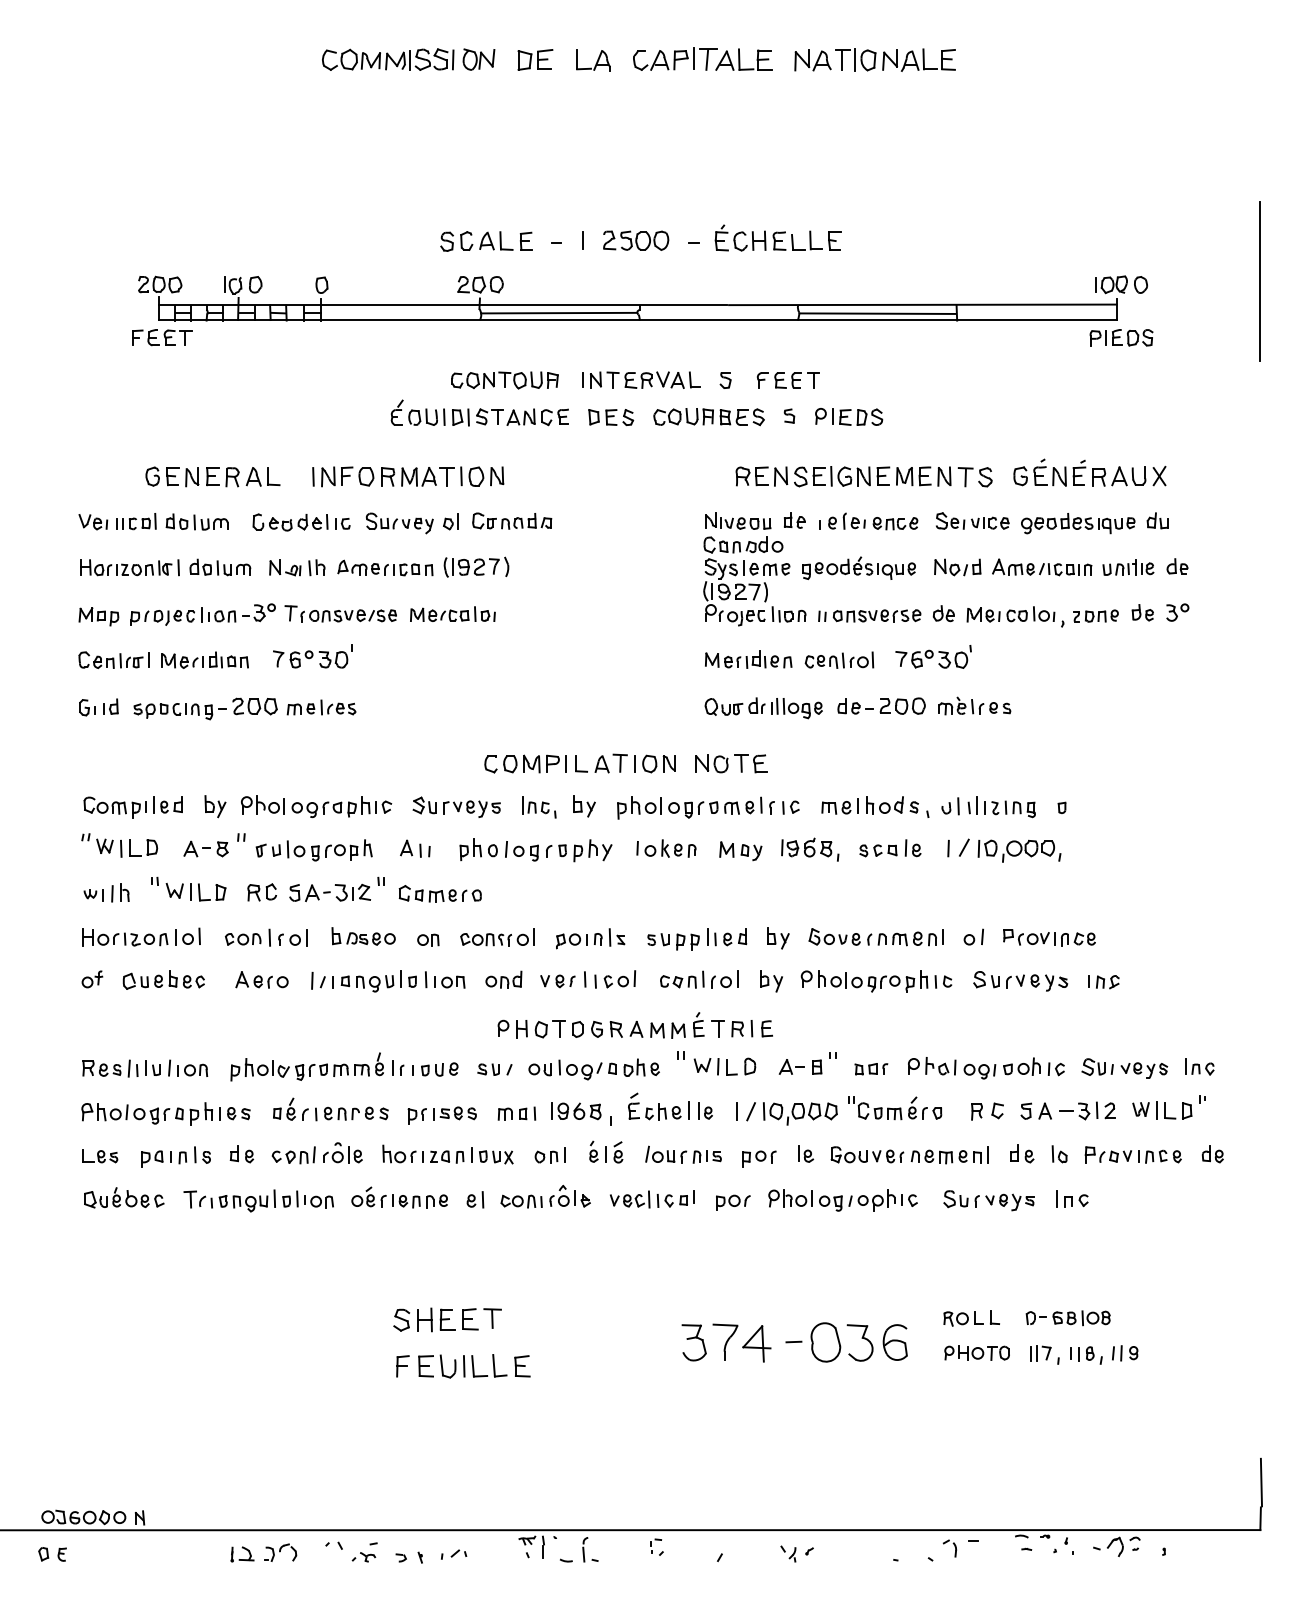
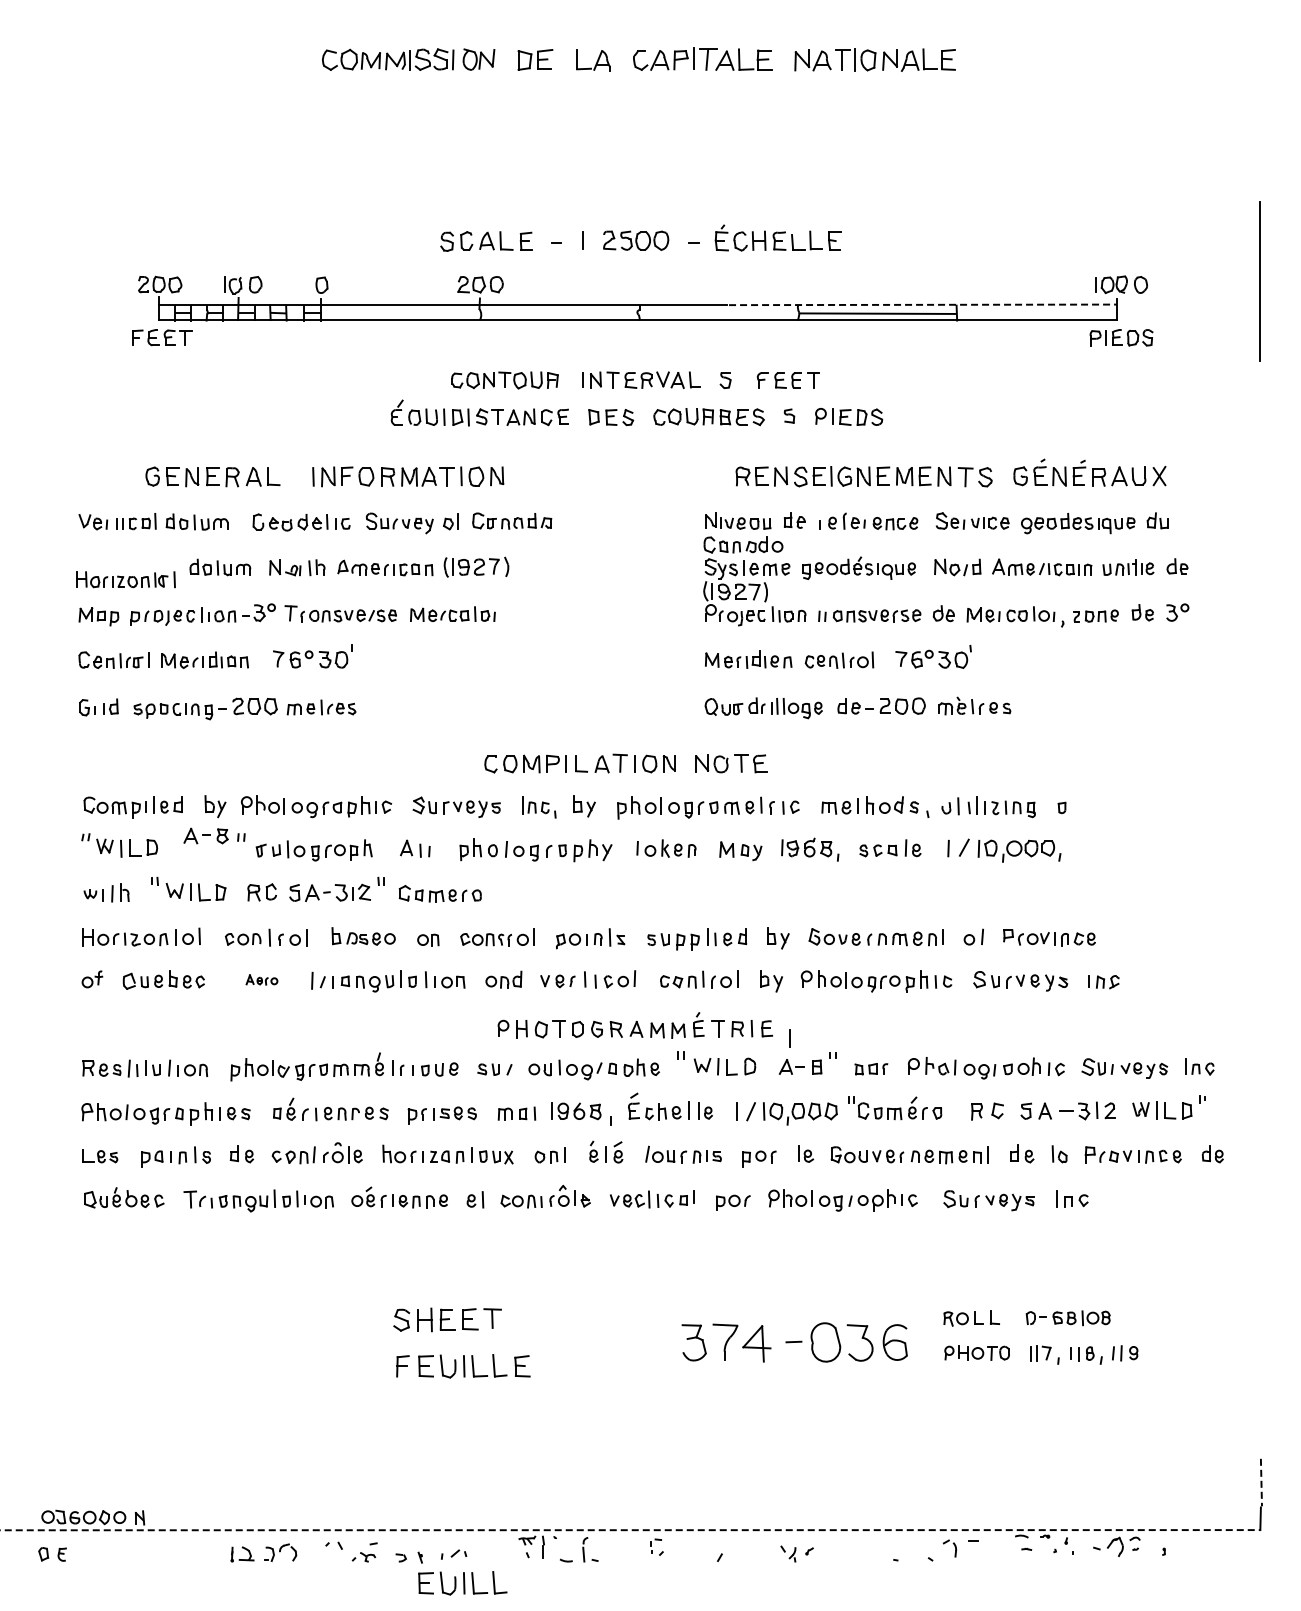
line: solid -> dashed (922, 304)
line: present -> none (558, 312)
part position: (129, 567) -> (125, 579) (125, 579)
part position: (205, 848) -> (205, 835) (205, 835)
part size: 54x18 px -> 34x12 px (261, 979)
line: none -> present (789, 1038)
line: solid -> dashed (1261, 1482)
line: solid -> dashed (630, 1530)
part: none -> present (462, 1583)
